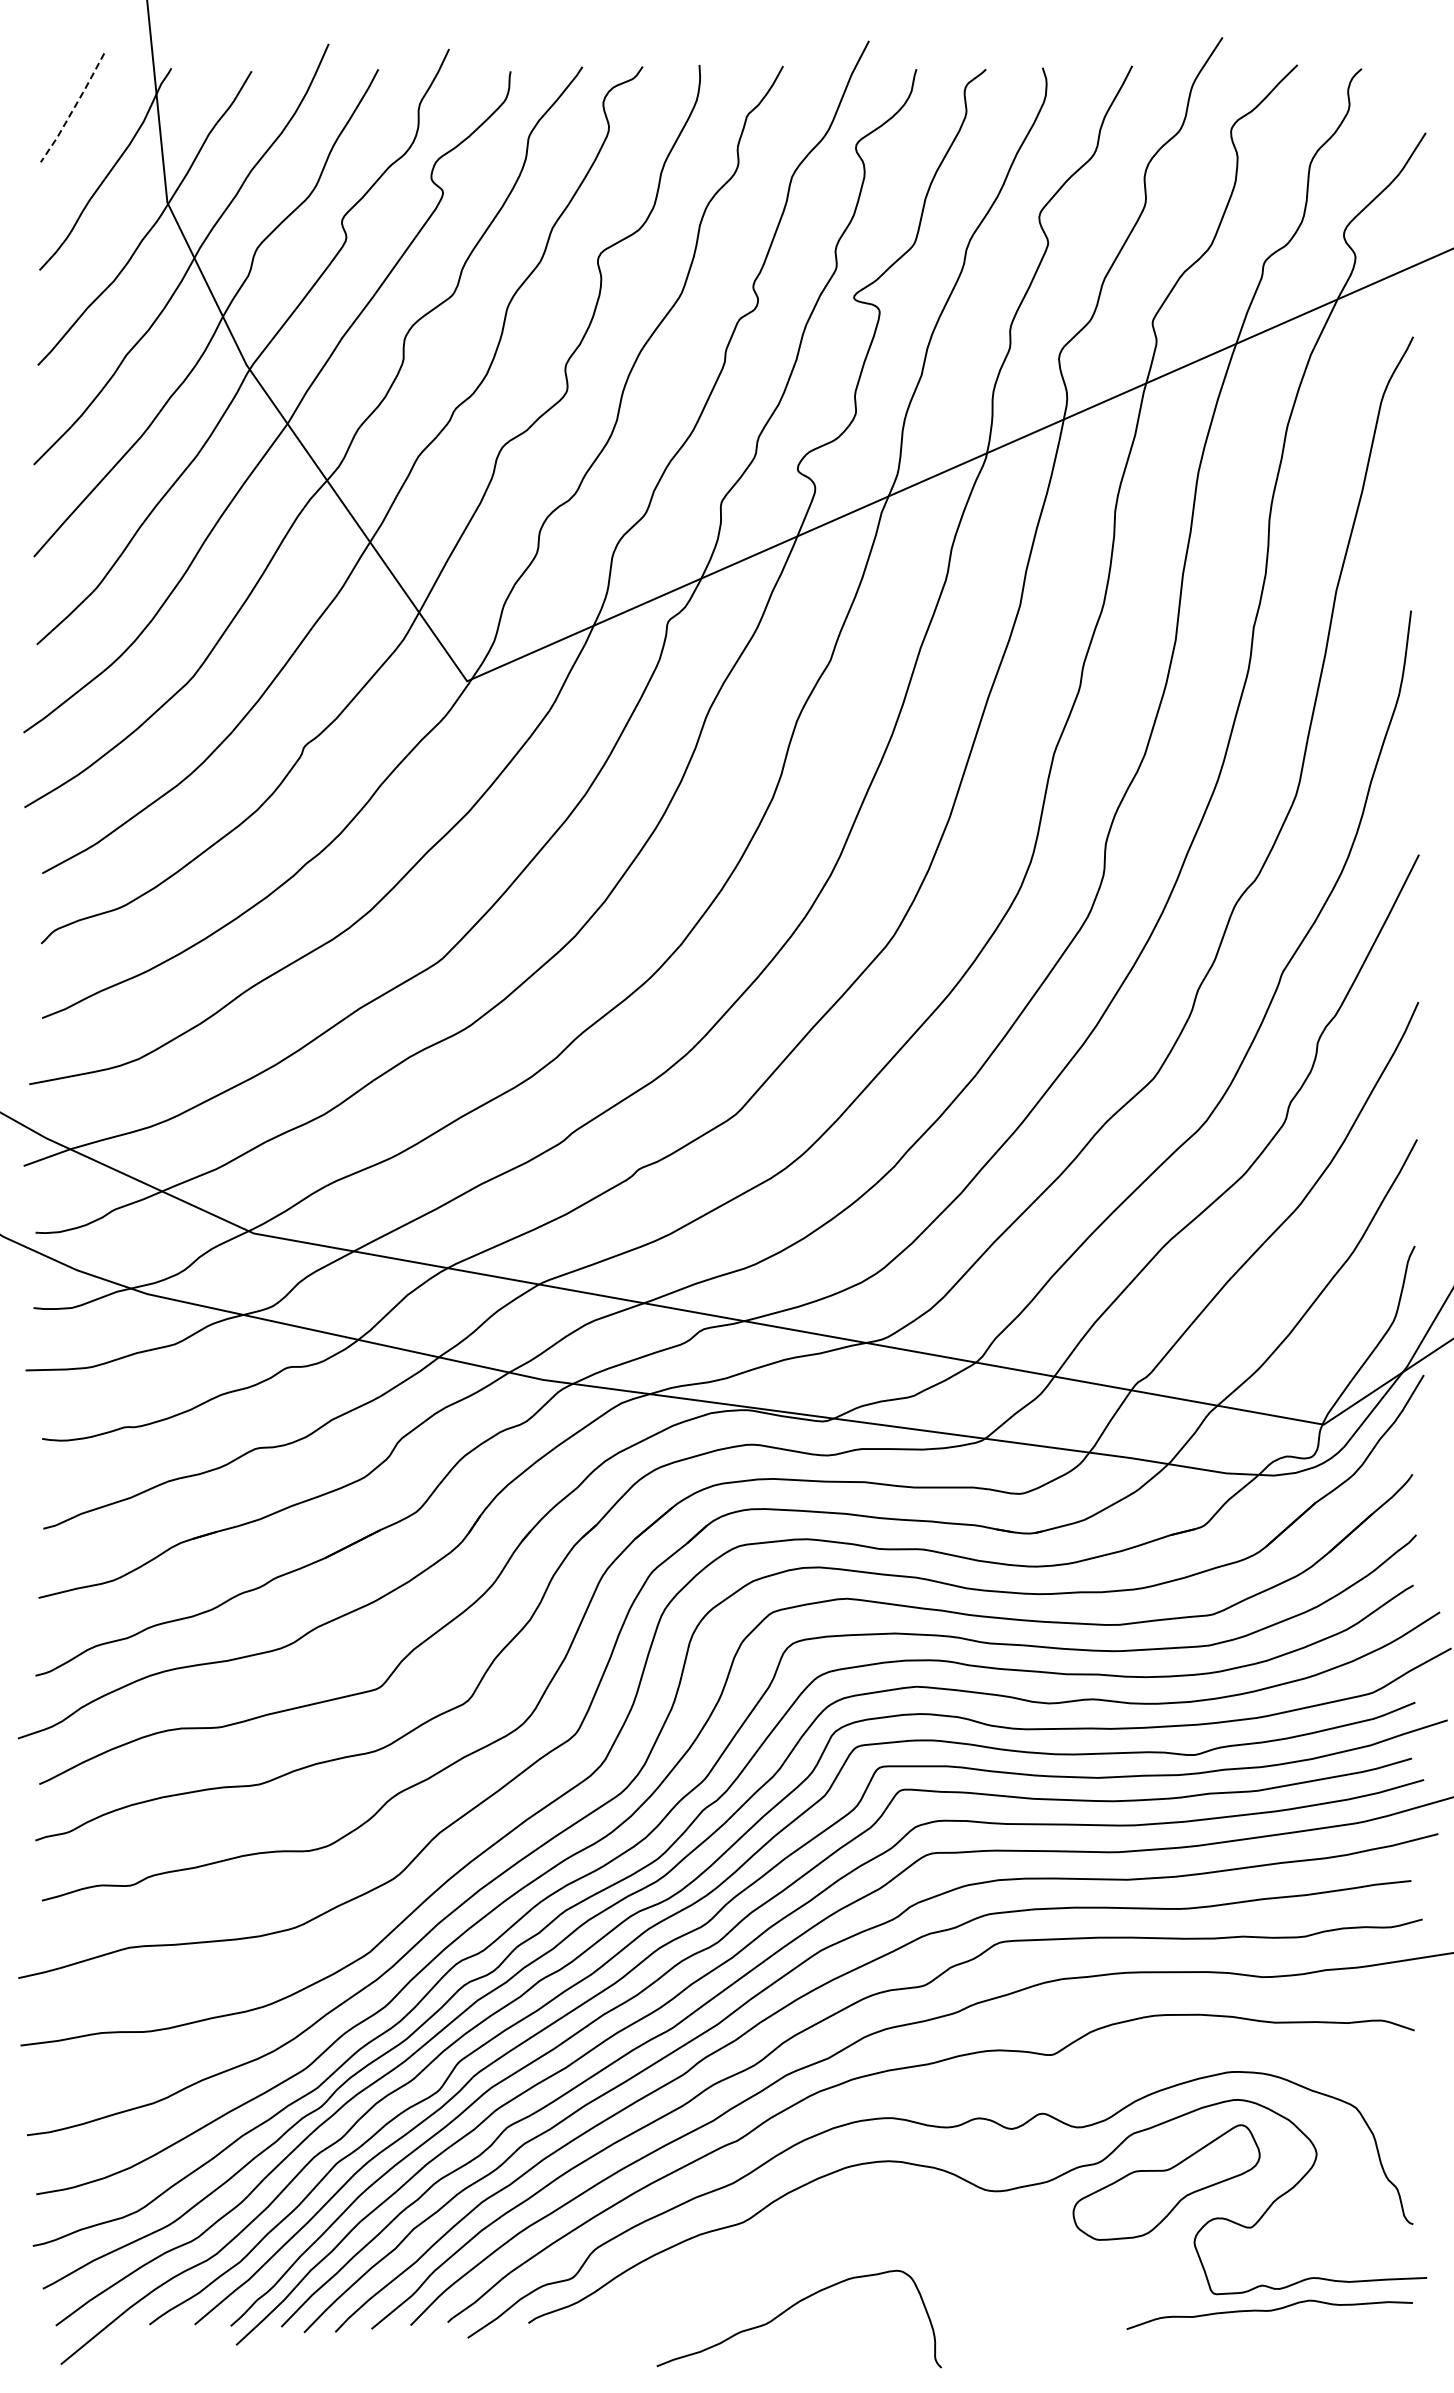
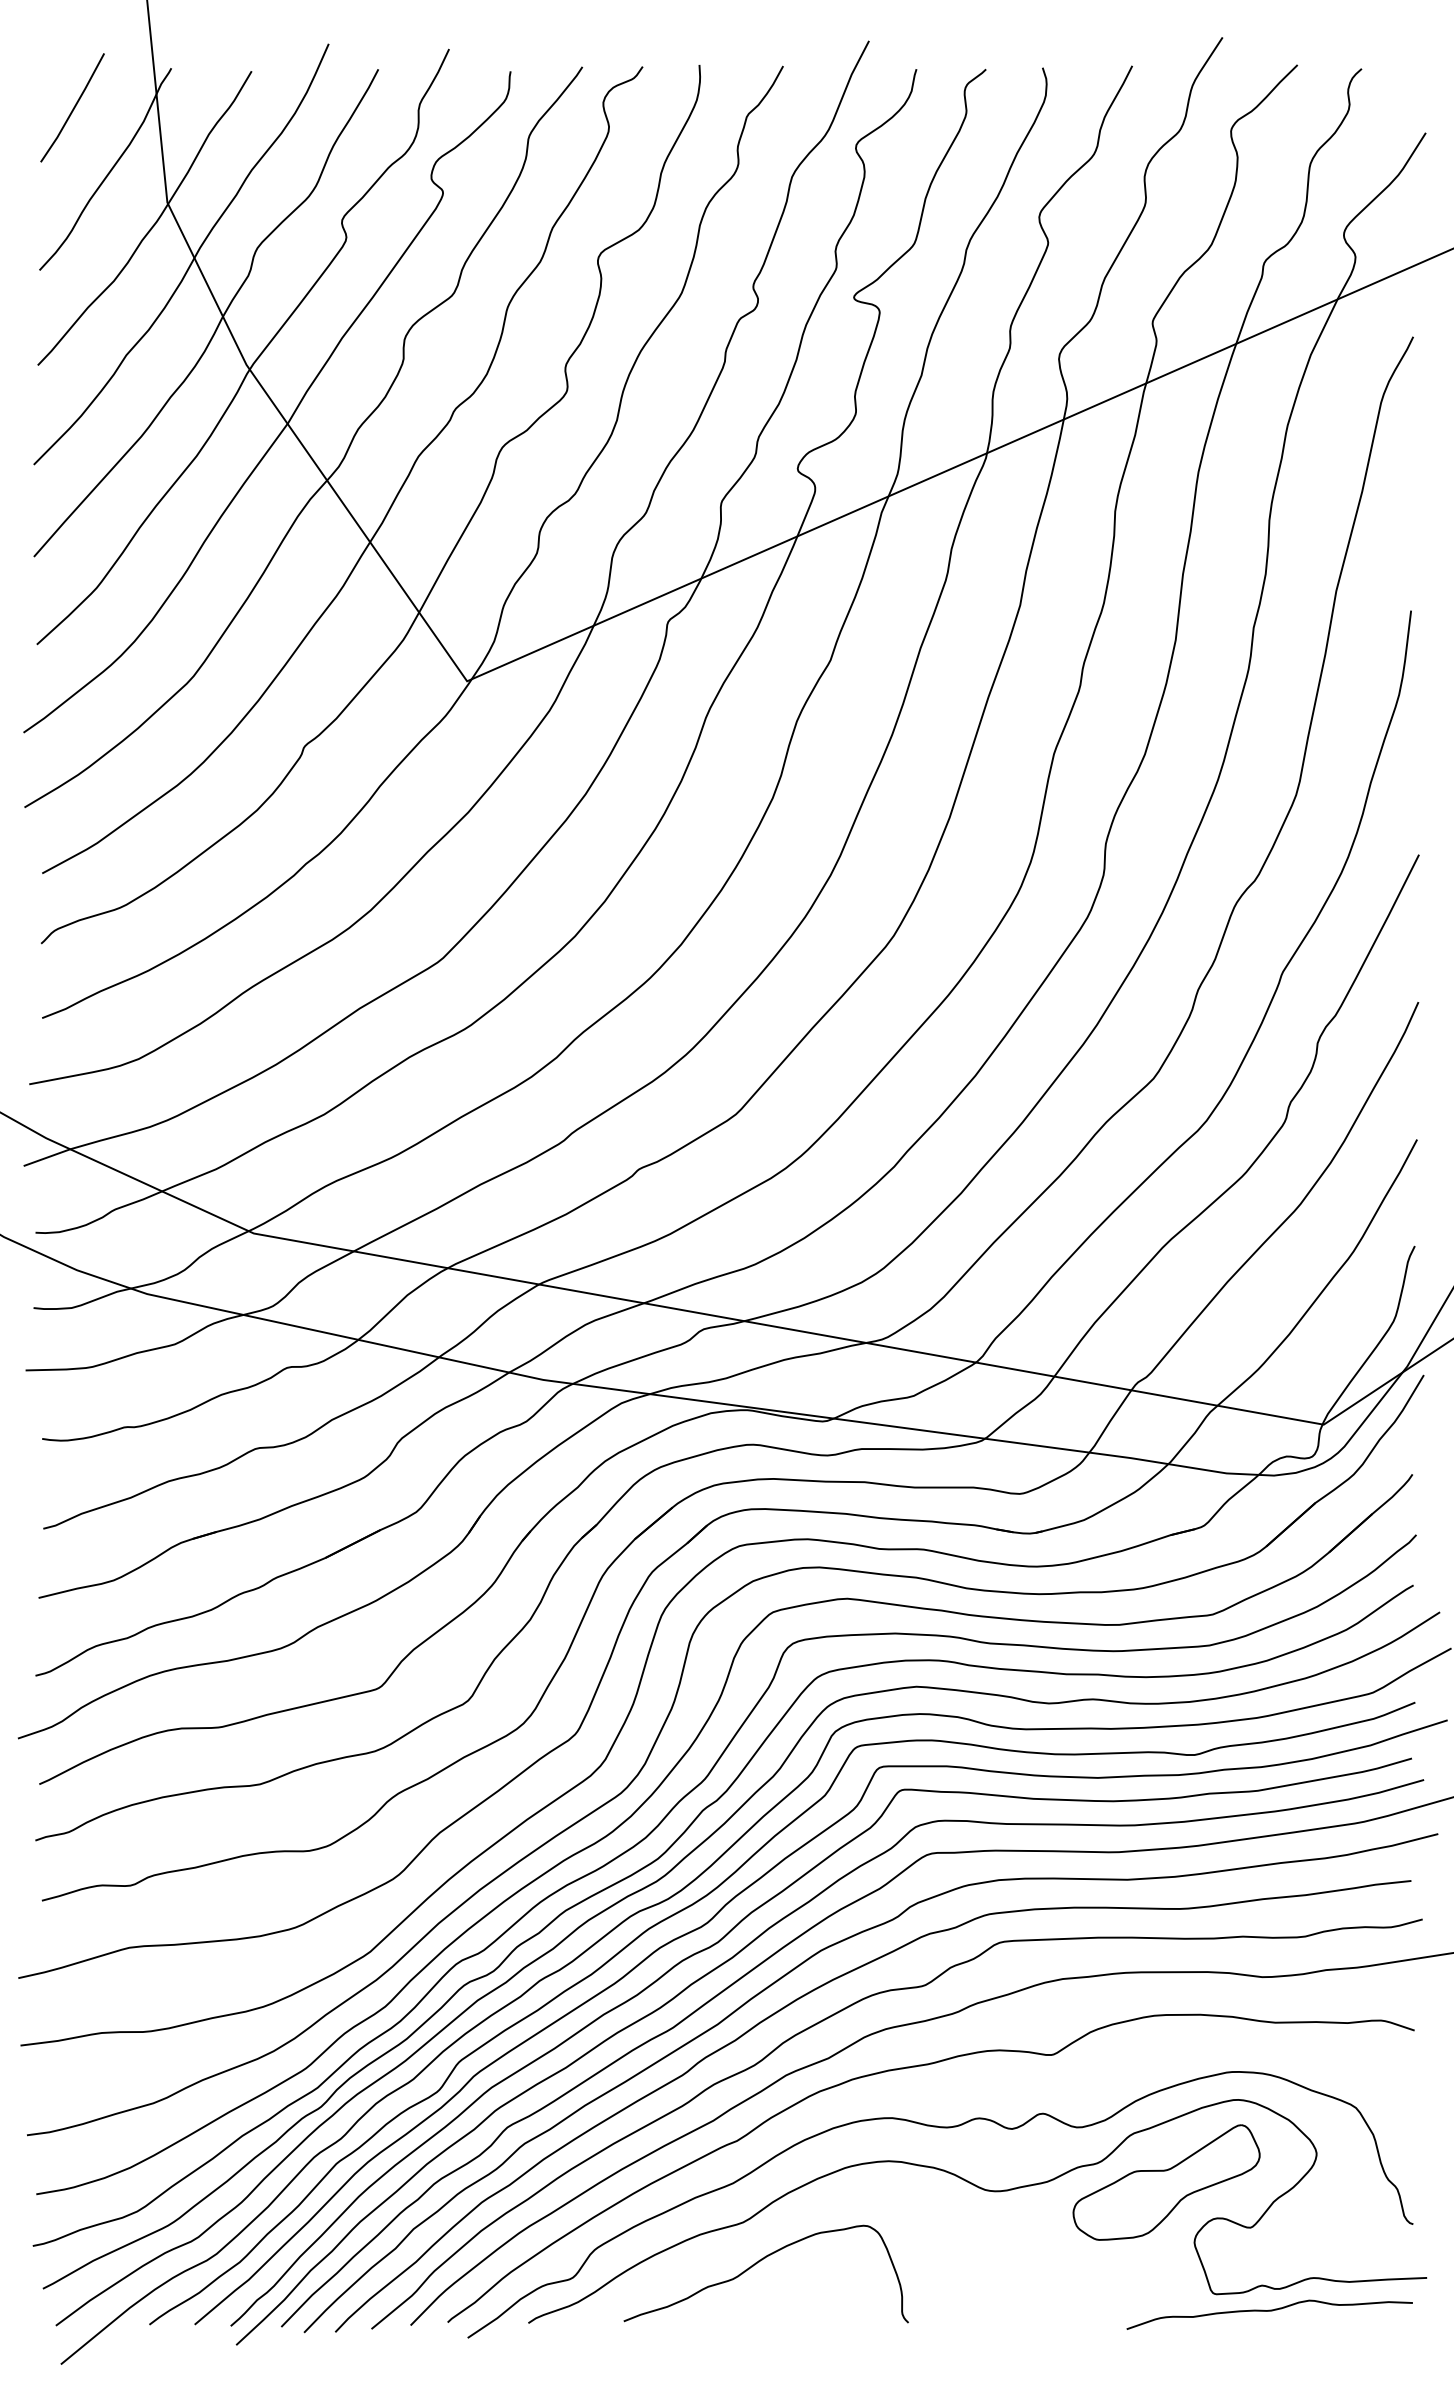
line: dashed -> solid (73, 108)
curve position: (792, 2307) -> (759, 2262) (759, 2262)
